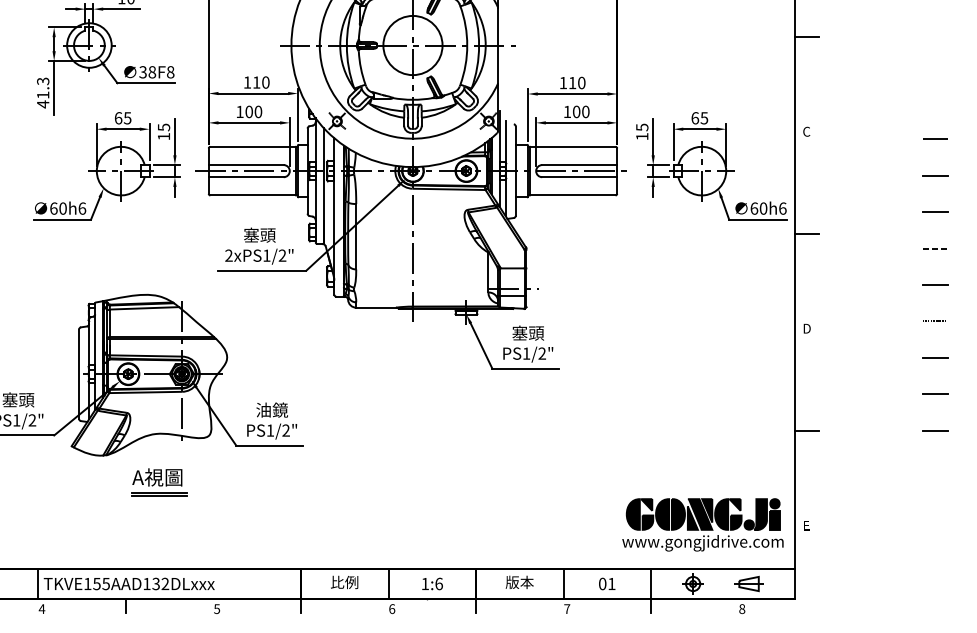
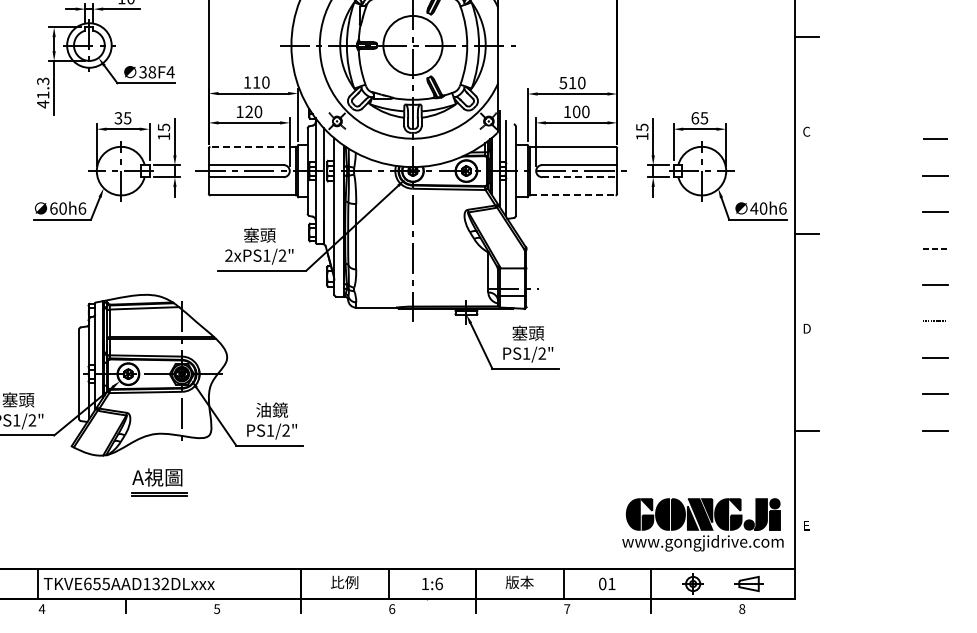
text: 38F8 -> 38F4 (170, 72)
text: 110 -> 510 (563, 83)
text: 100 -> 120 (248, 111)
text: 65 -> 35 (118, 118)
line: solid -> dashed (253, 146)
line: solid -> dashed (580, 177)
line: solid -> dashed (572, 195)
text: 60h6 -> 40h6 (754, 208)
text: TKVE155AAD132DLxxx -> TKVE655AAD132DLxxx (87, 583)
